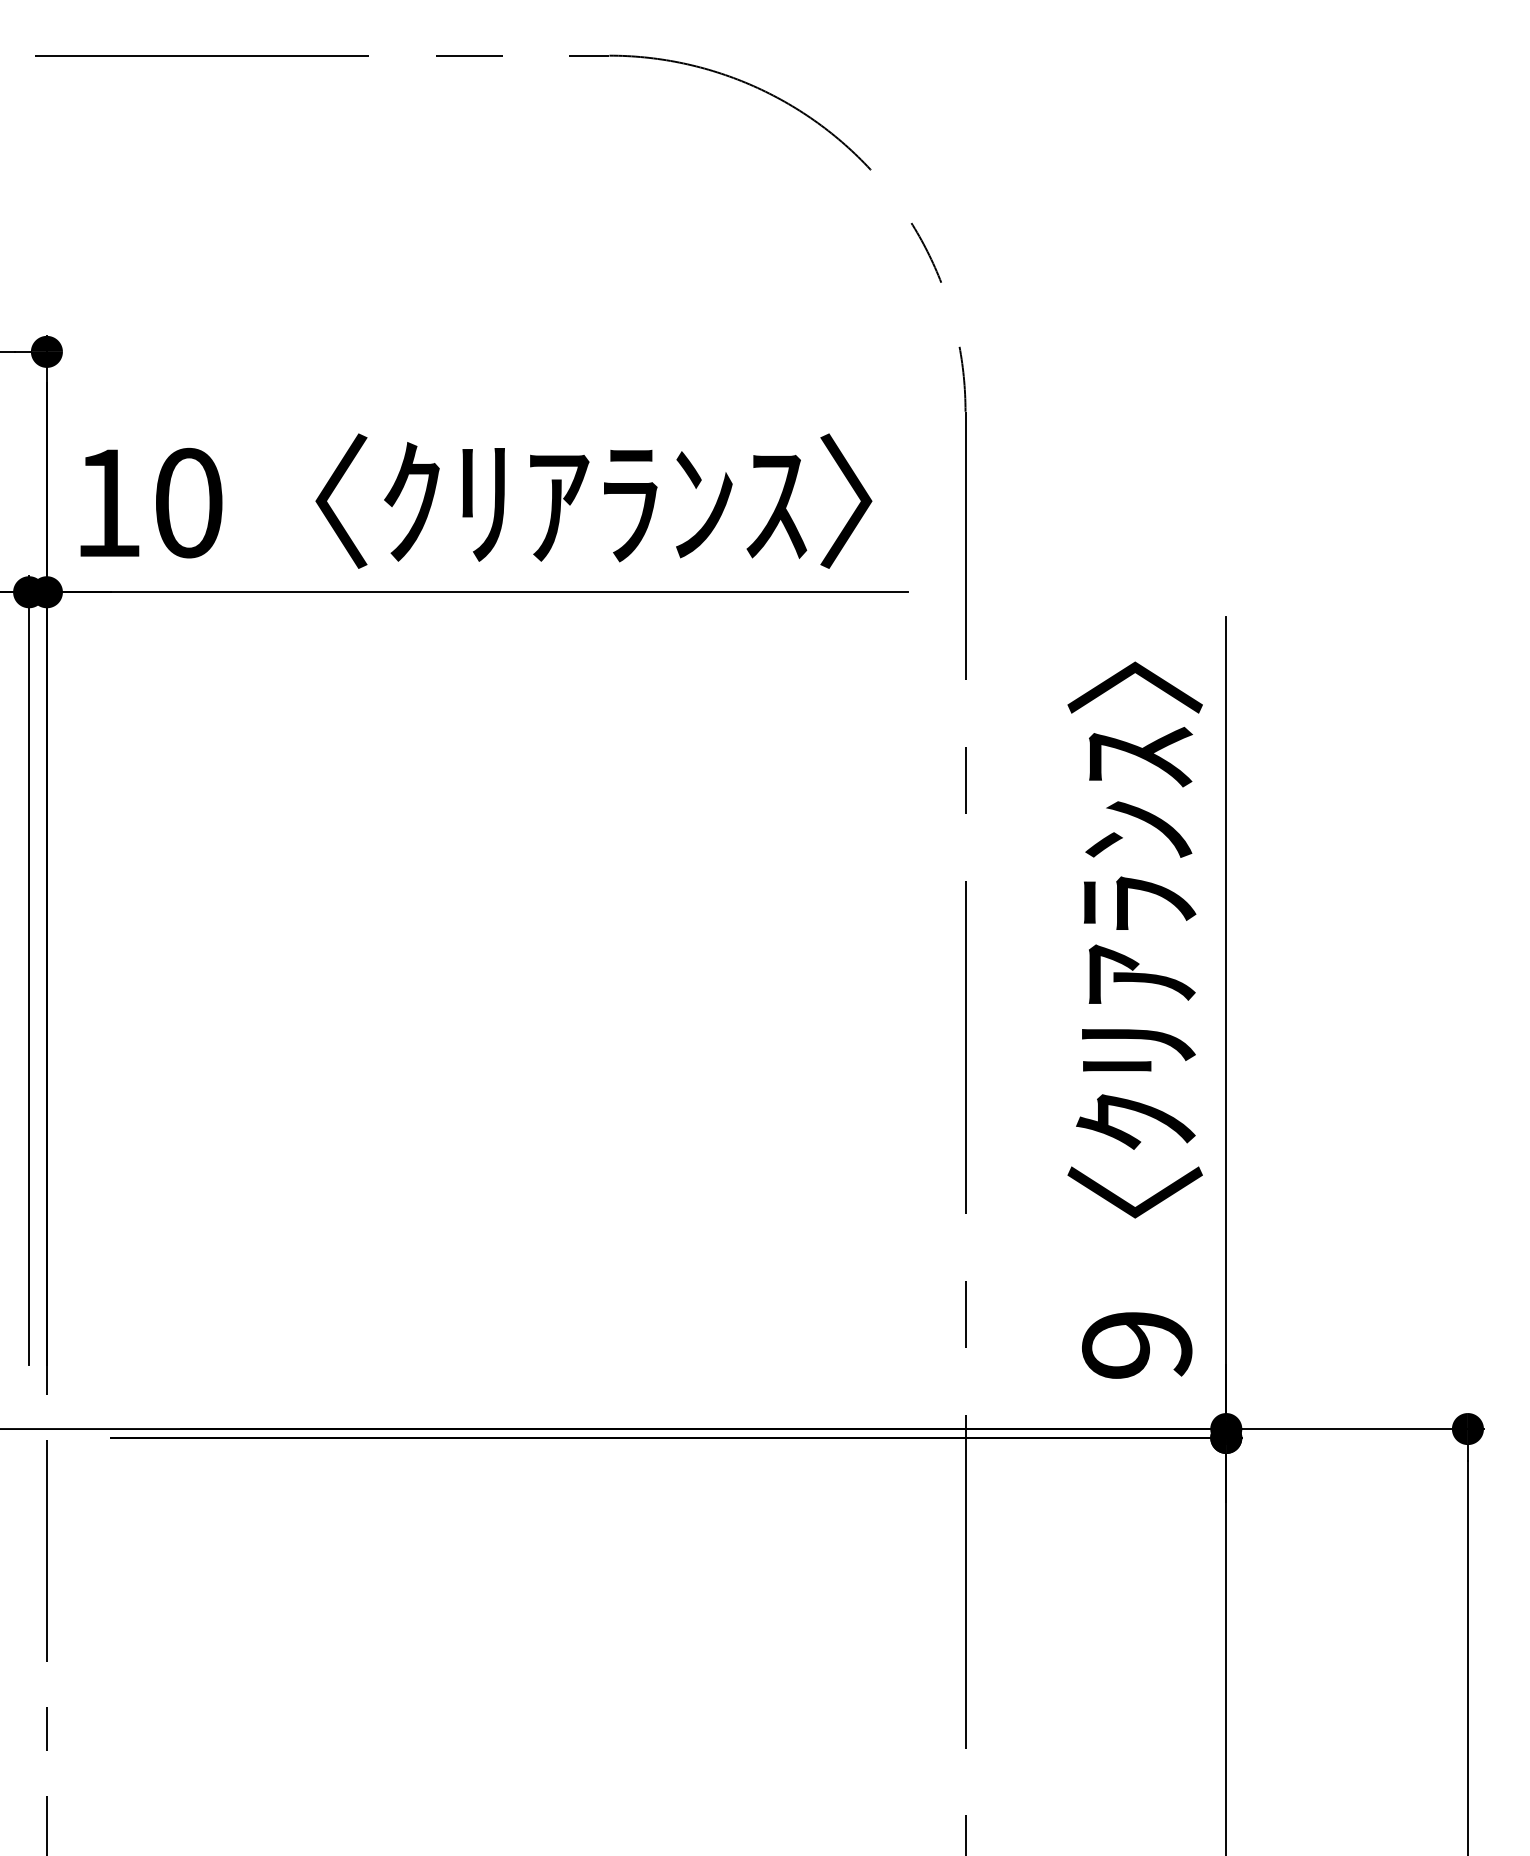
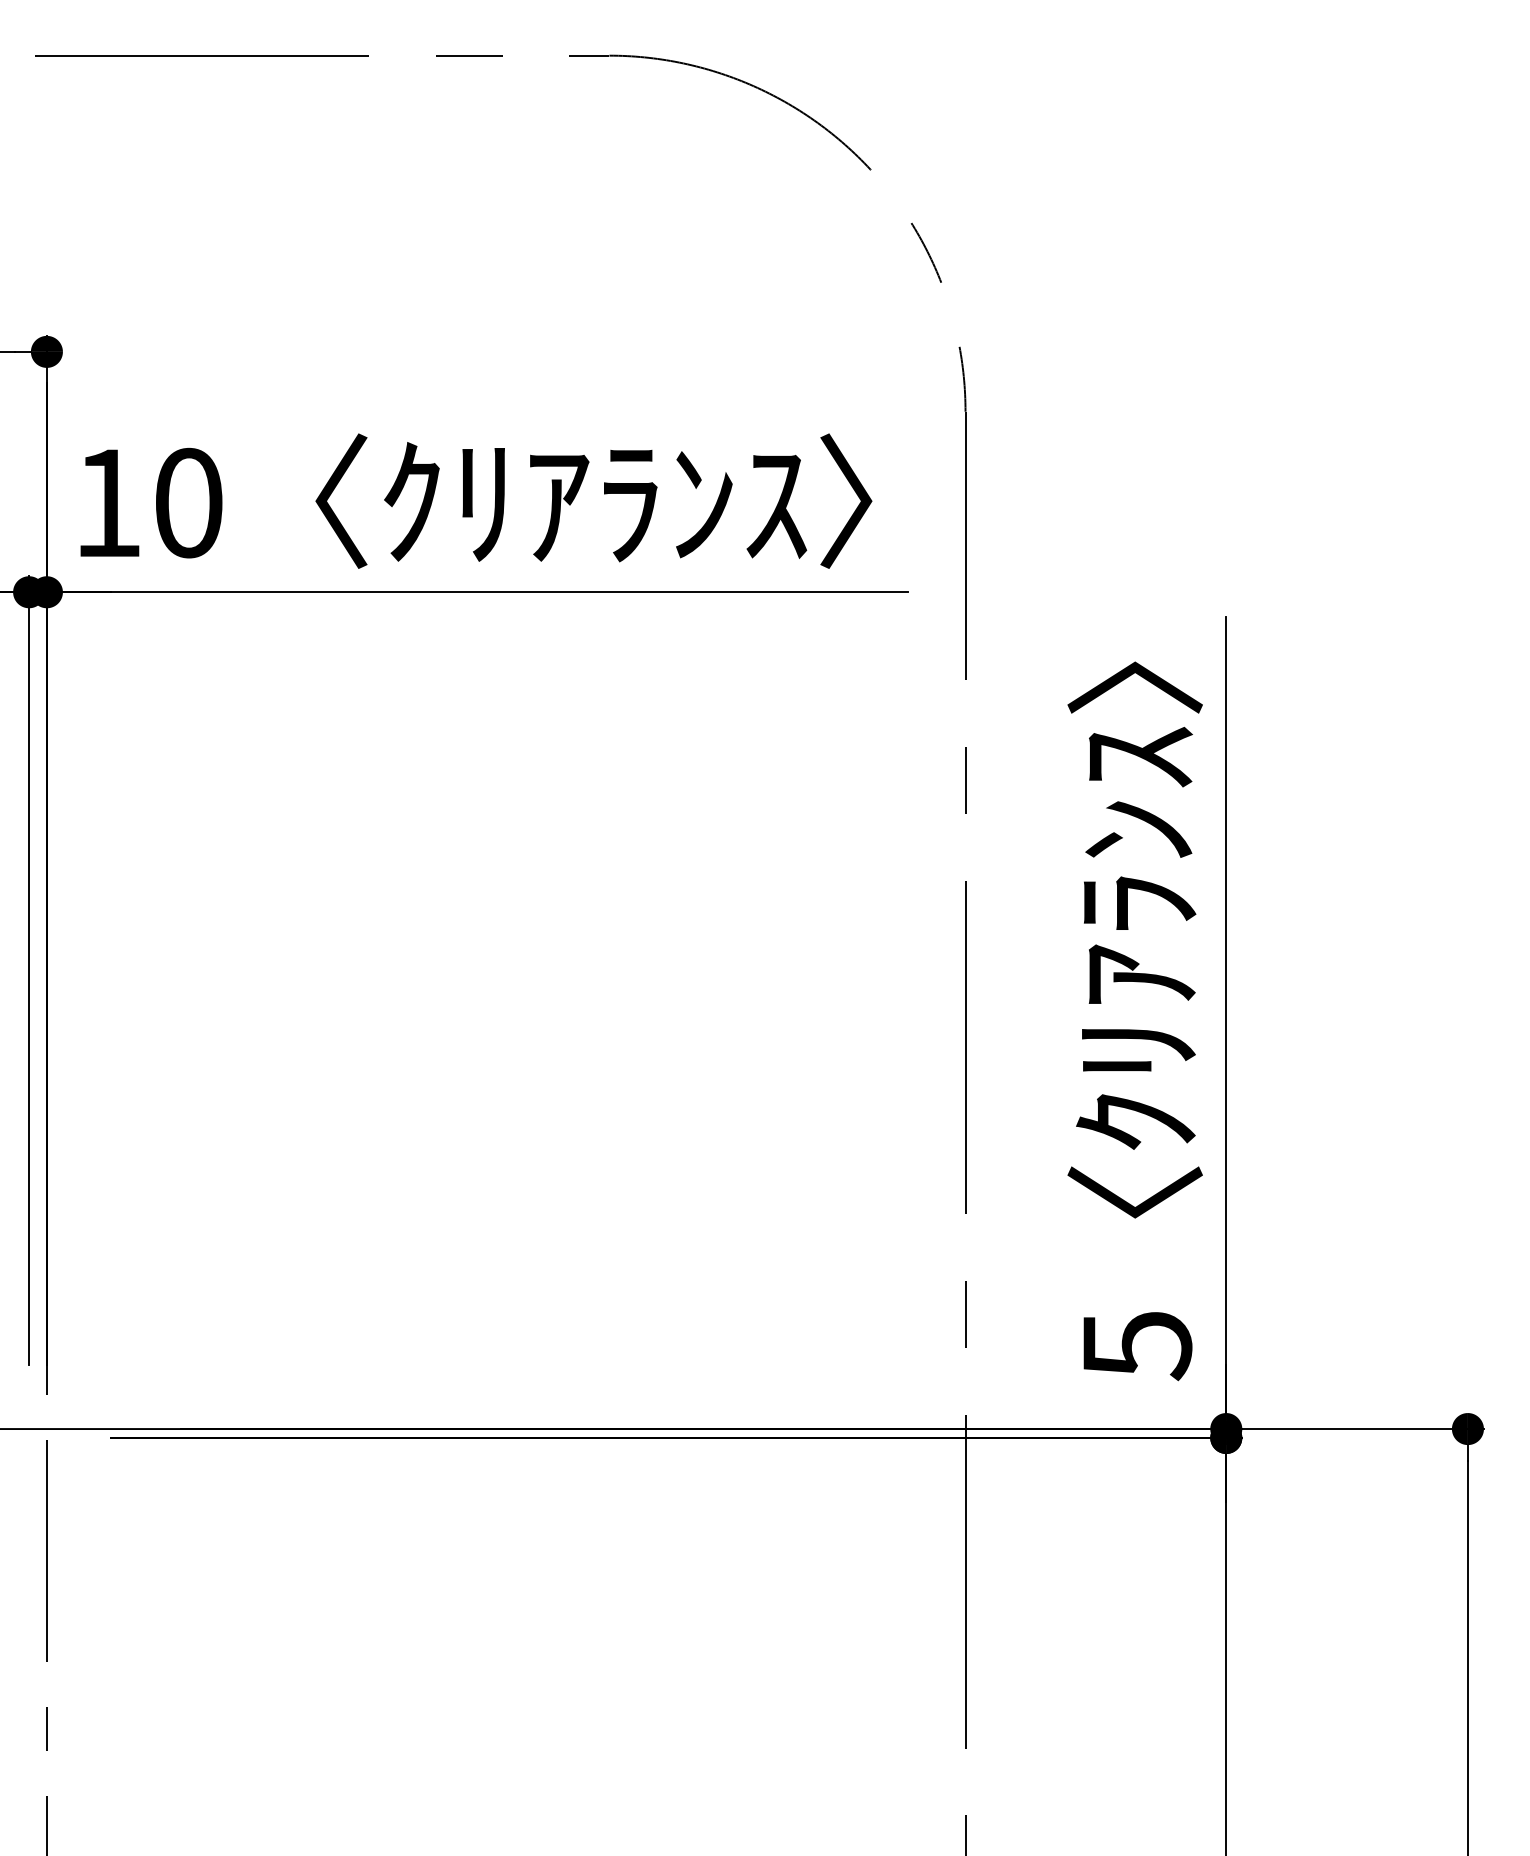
text: 9 -> 5 (1137, 1346)
